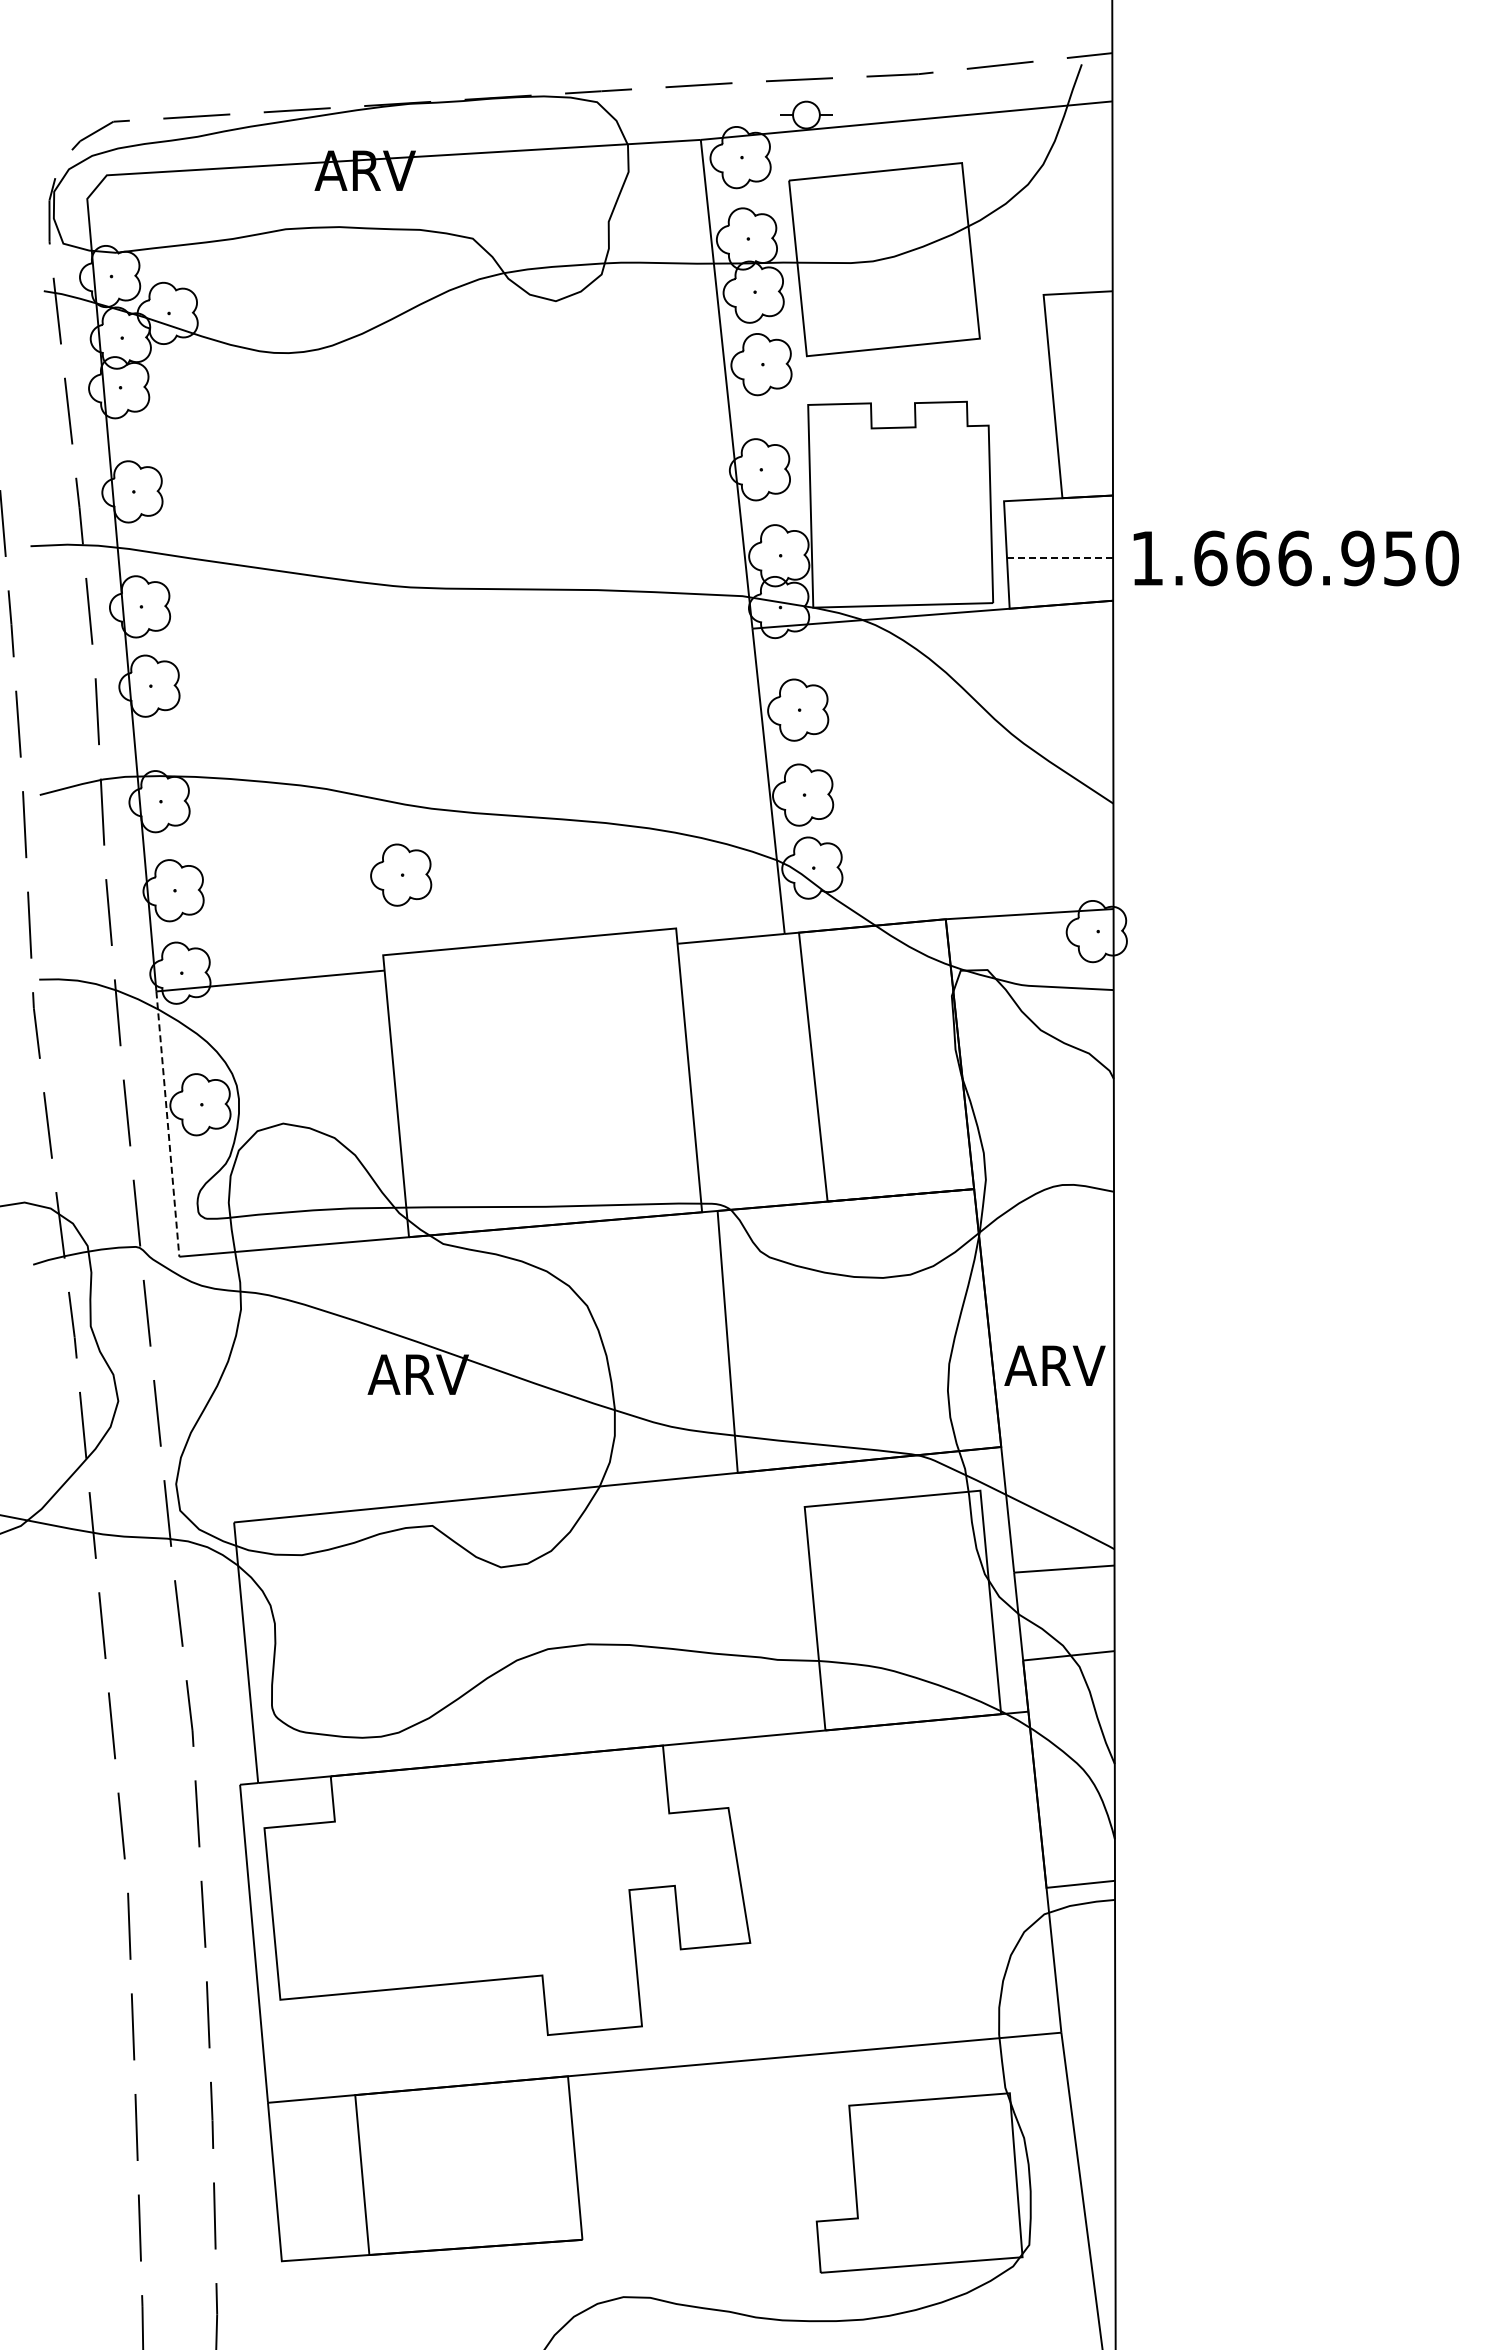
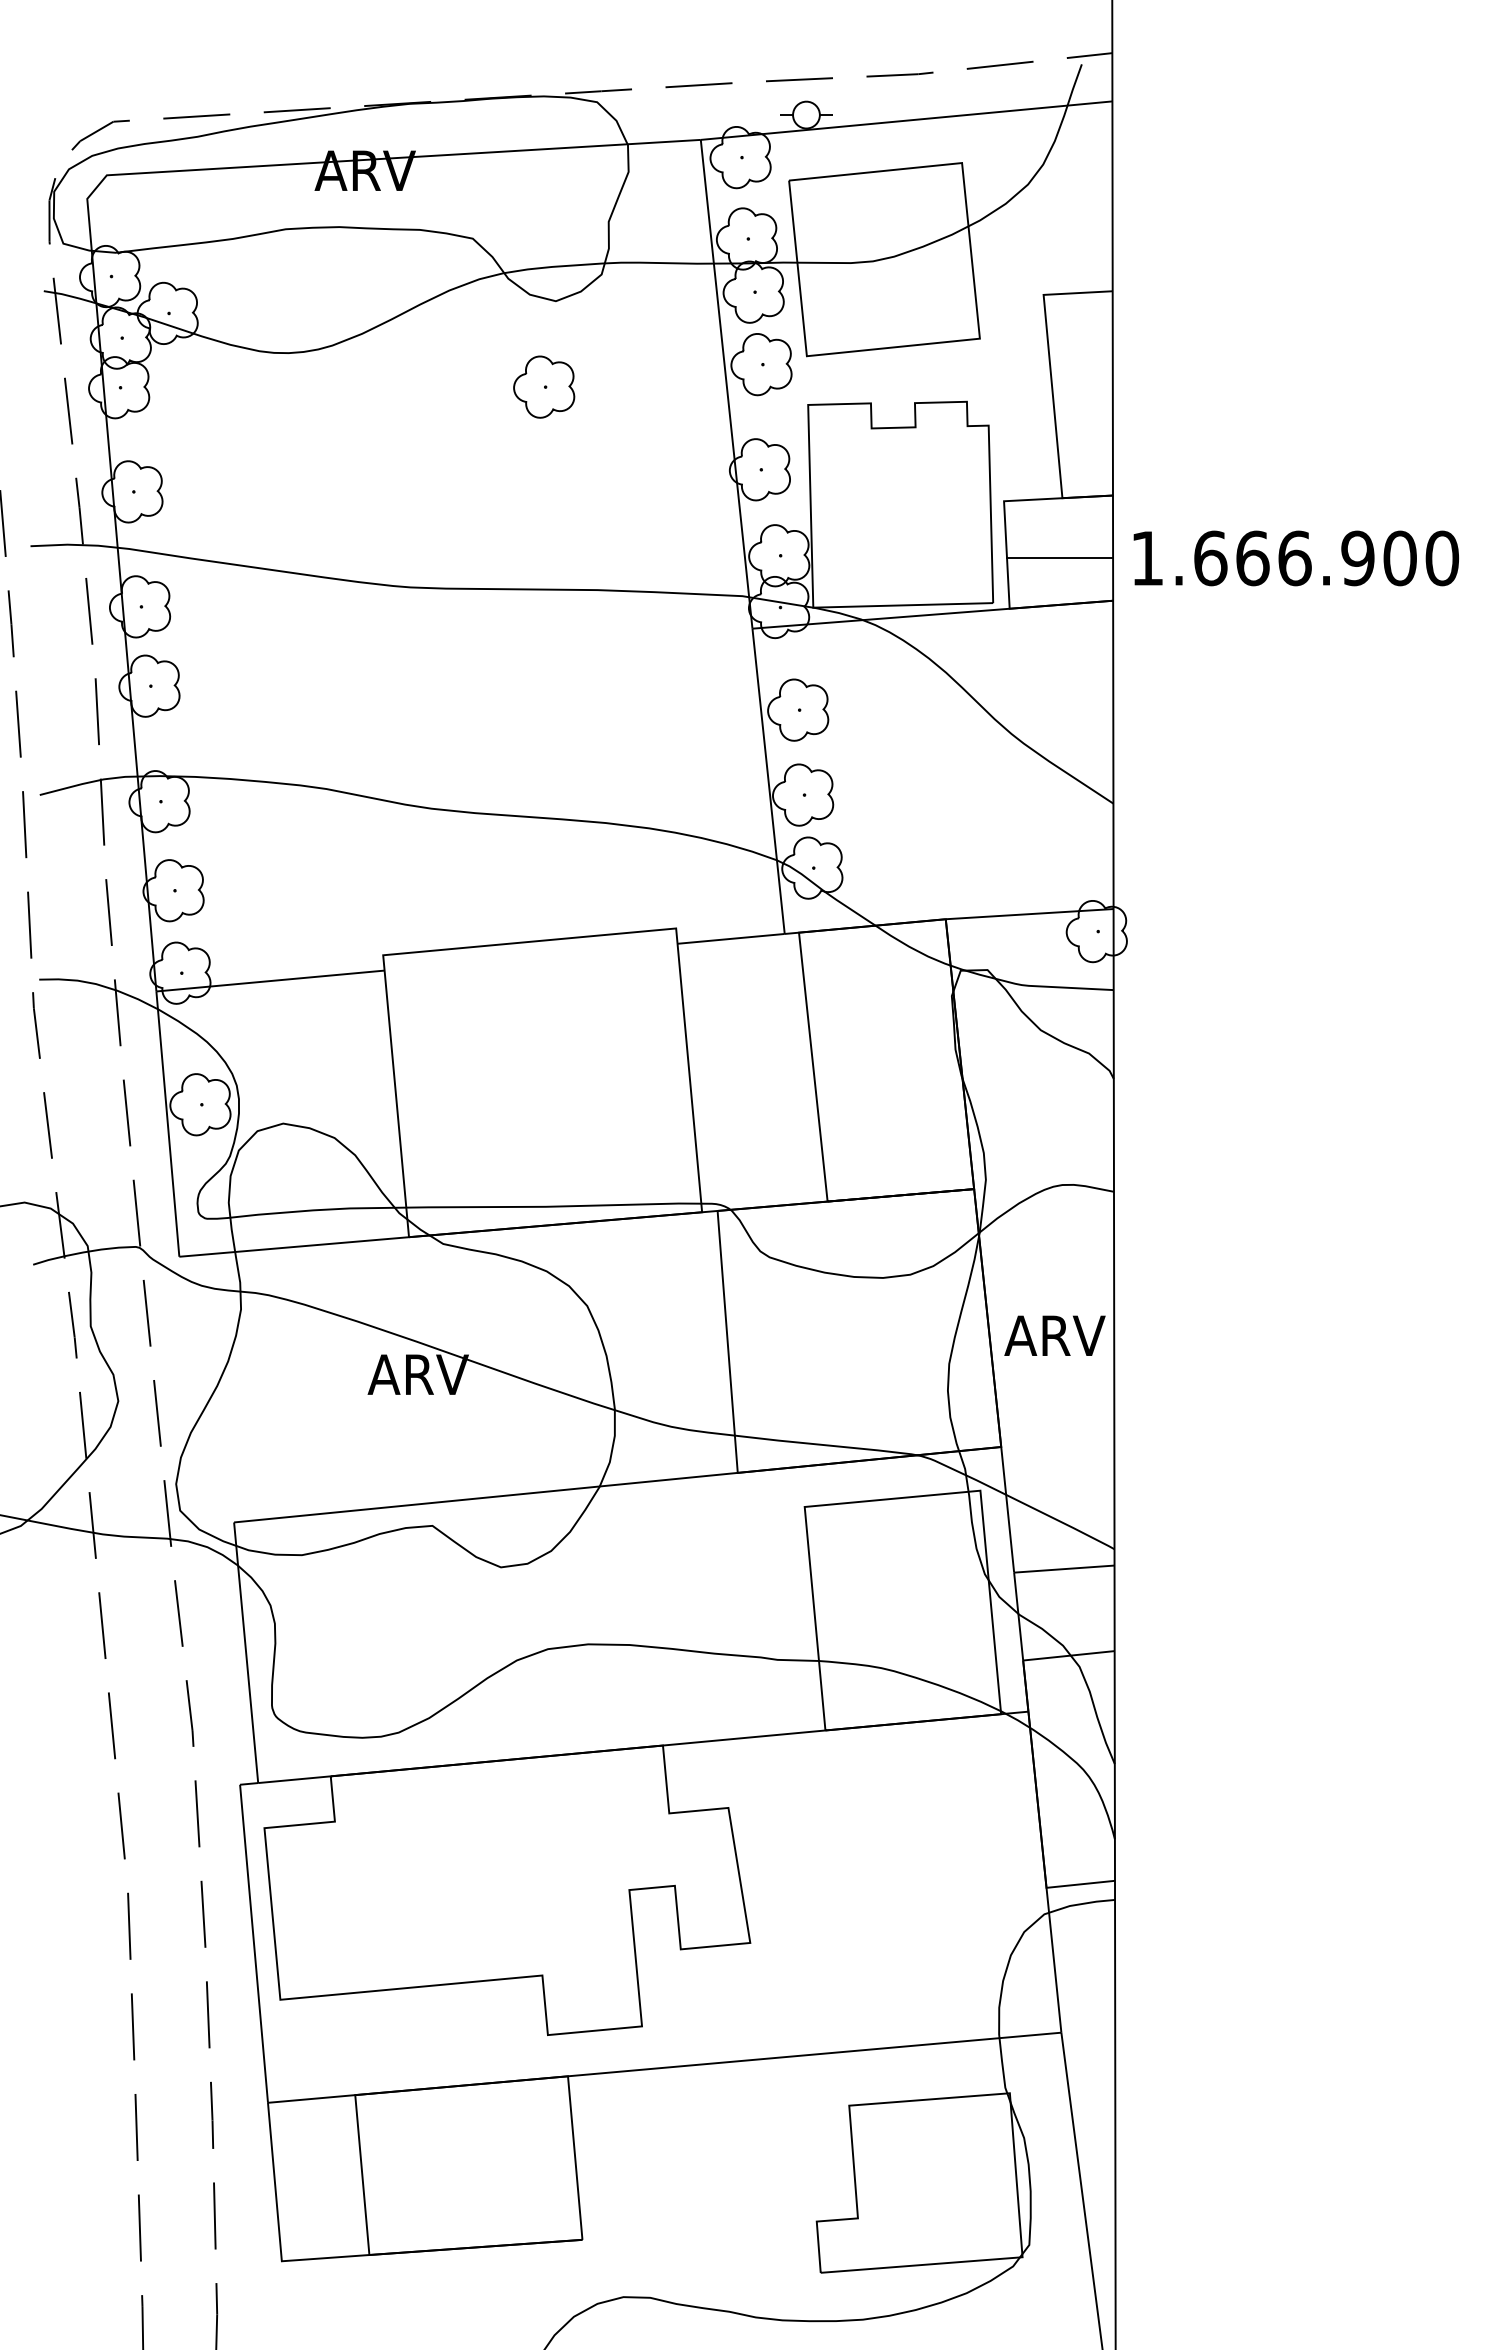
line: dashed -> solid (1059, 558)
text: 1.666.950 -> 1.666.900 (1399, 558)
part position: (401, 874) -> (544, 386) (544, 386)
line: dashed -> solid (167, 1124)
text position: (1054, 1365) -> (1054, 1335) (1054, 1335)
